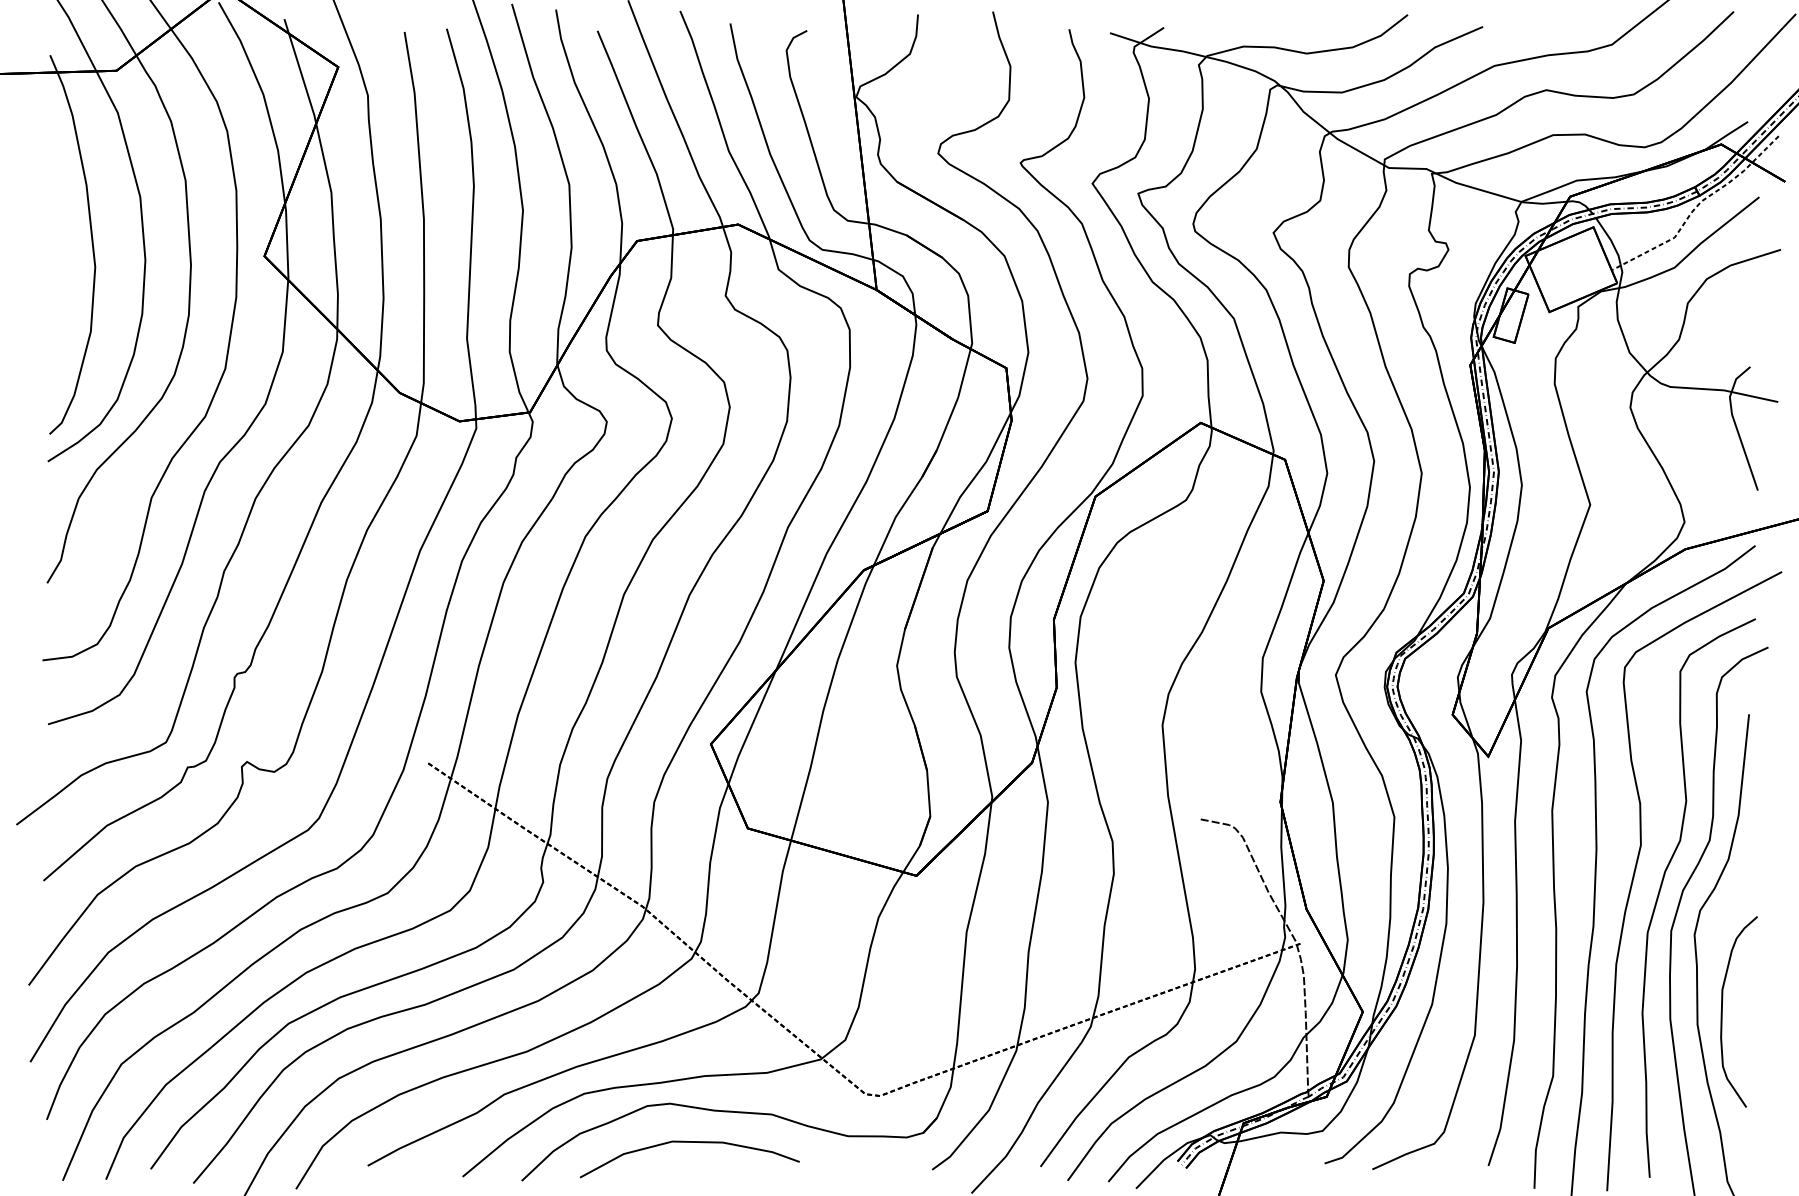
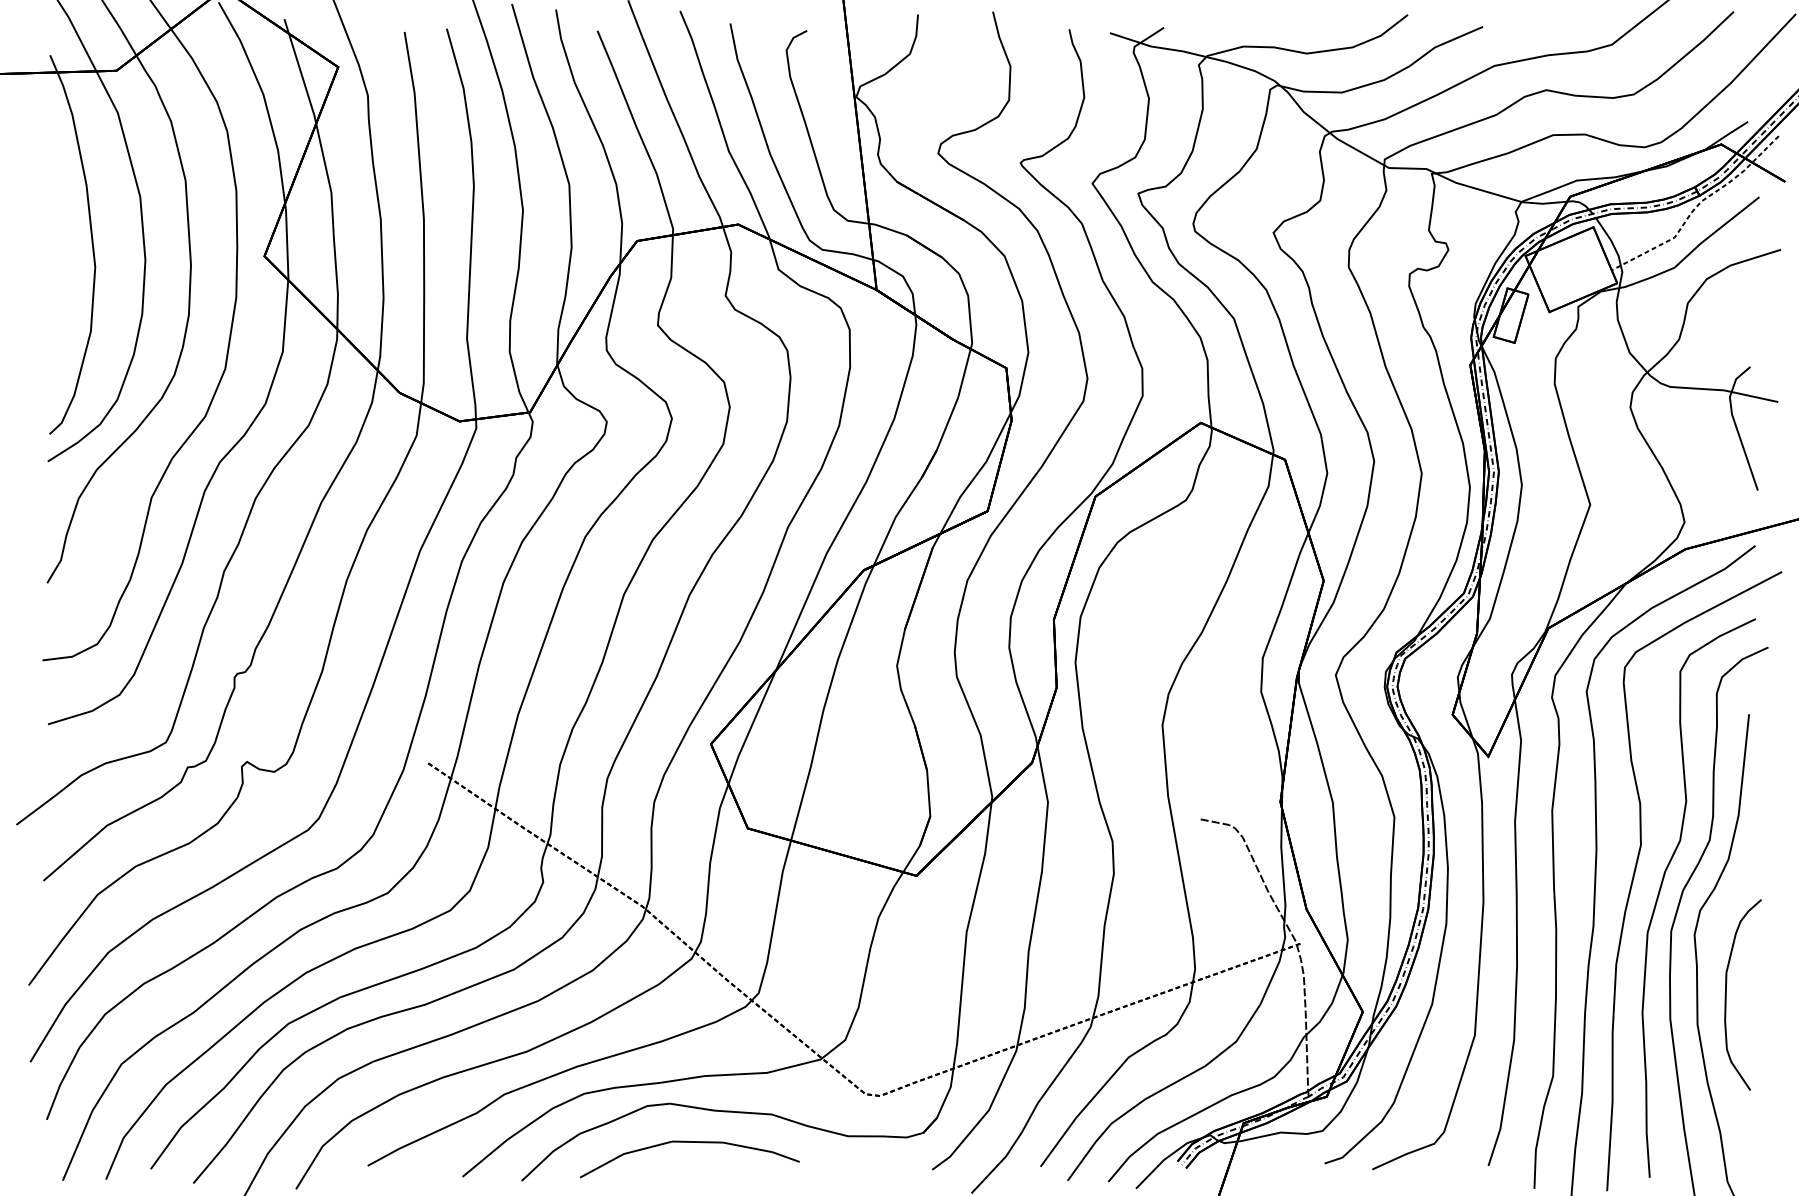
curve position: (1722, 1011) -> (1726, 994) (1726, 994)
